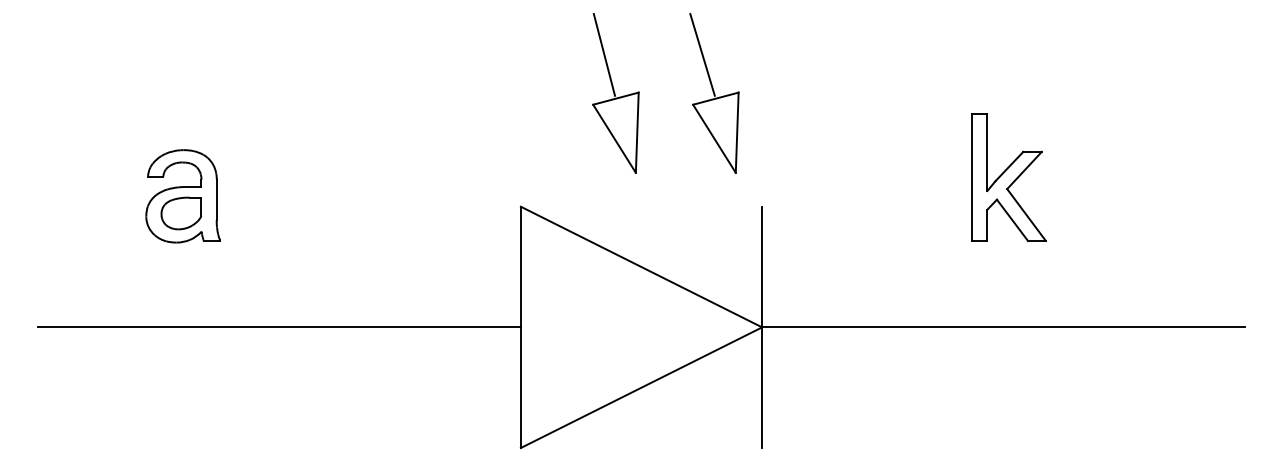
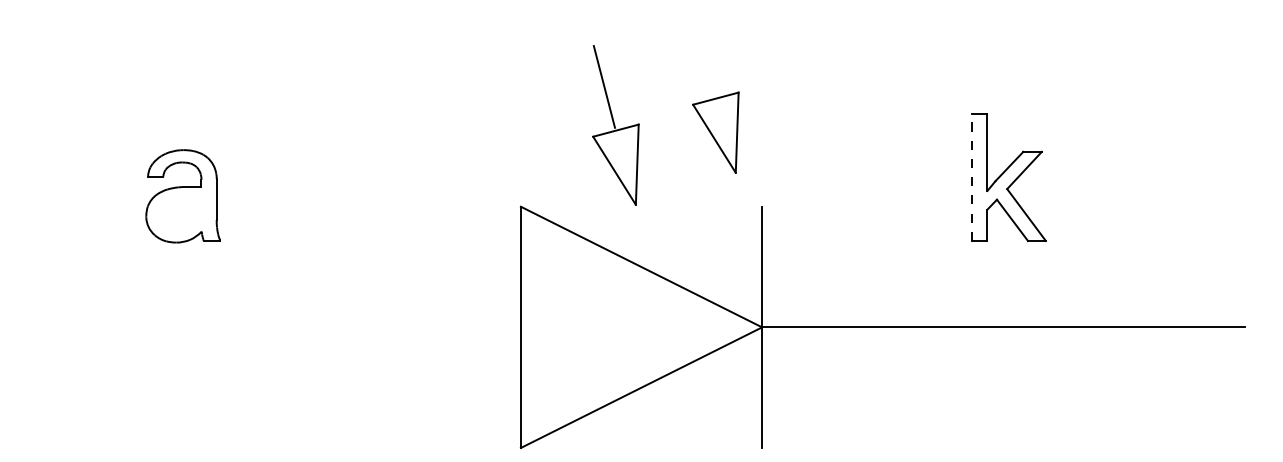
line: present -> none (702, 54)
part position: (615, 93) -> (615, 125) (615, 125)
line: solid -> dashed (972, 177)
part: present -> none (181, 213)
line: present -> none (279, 327)
